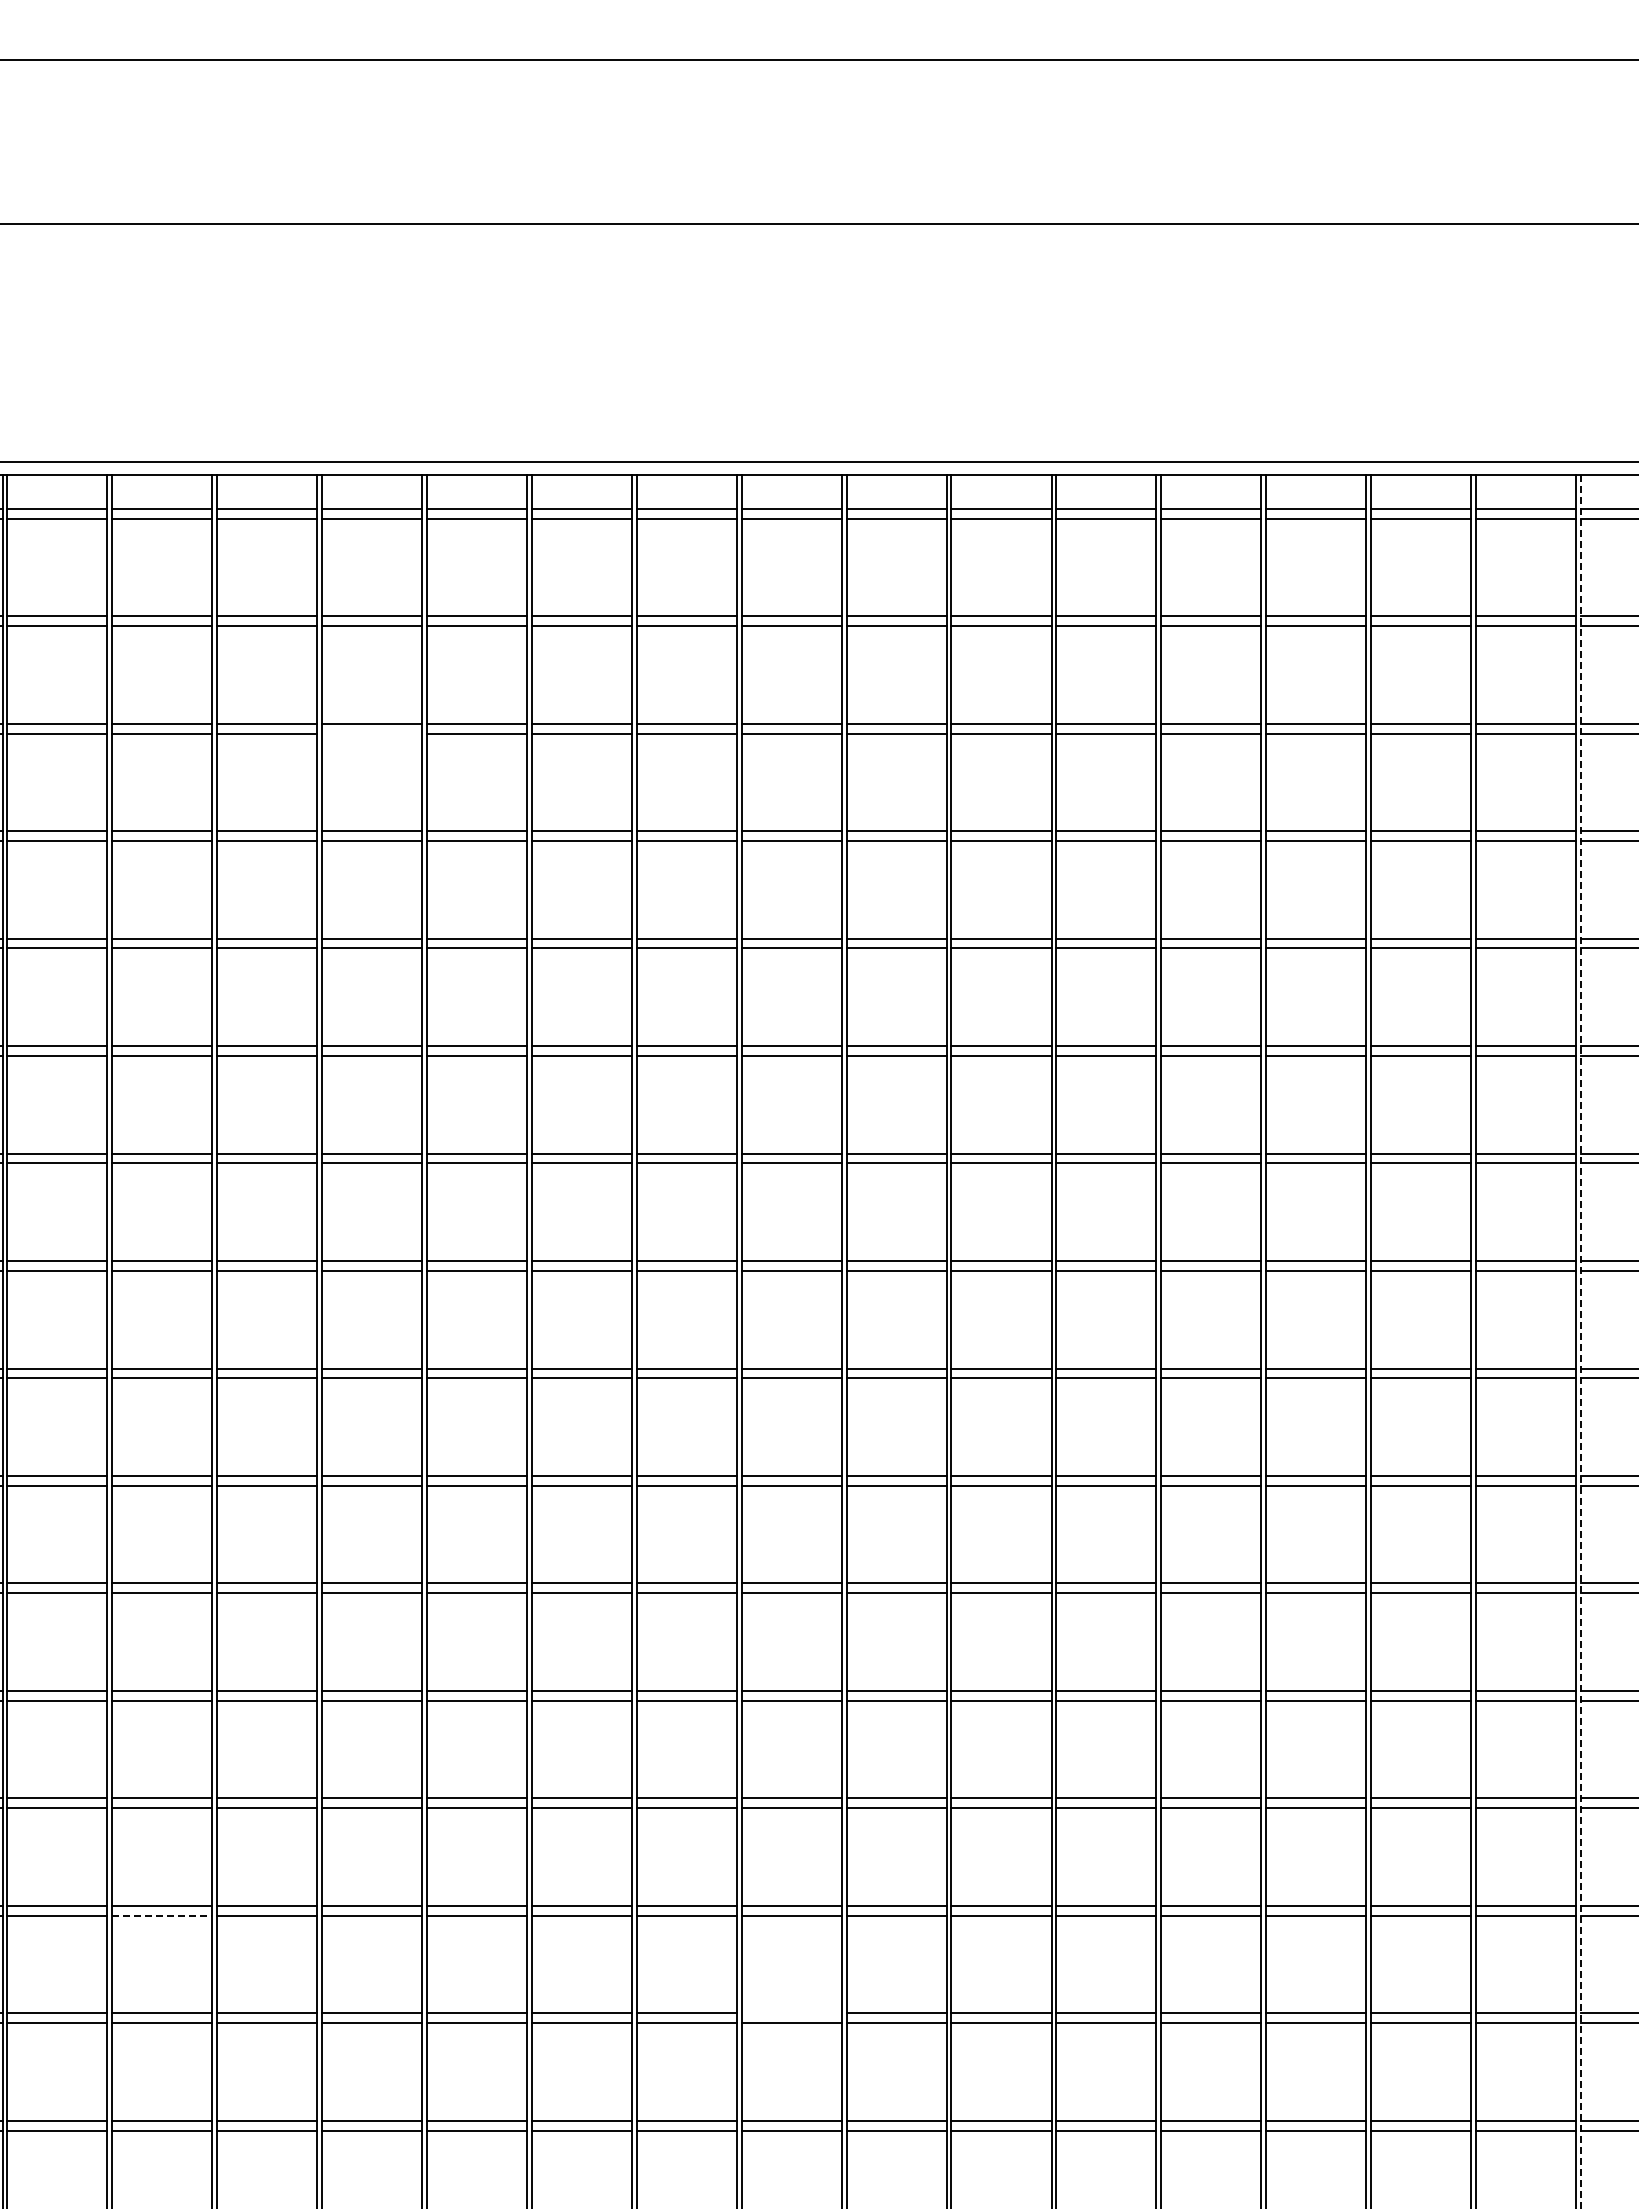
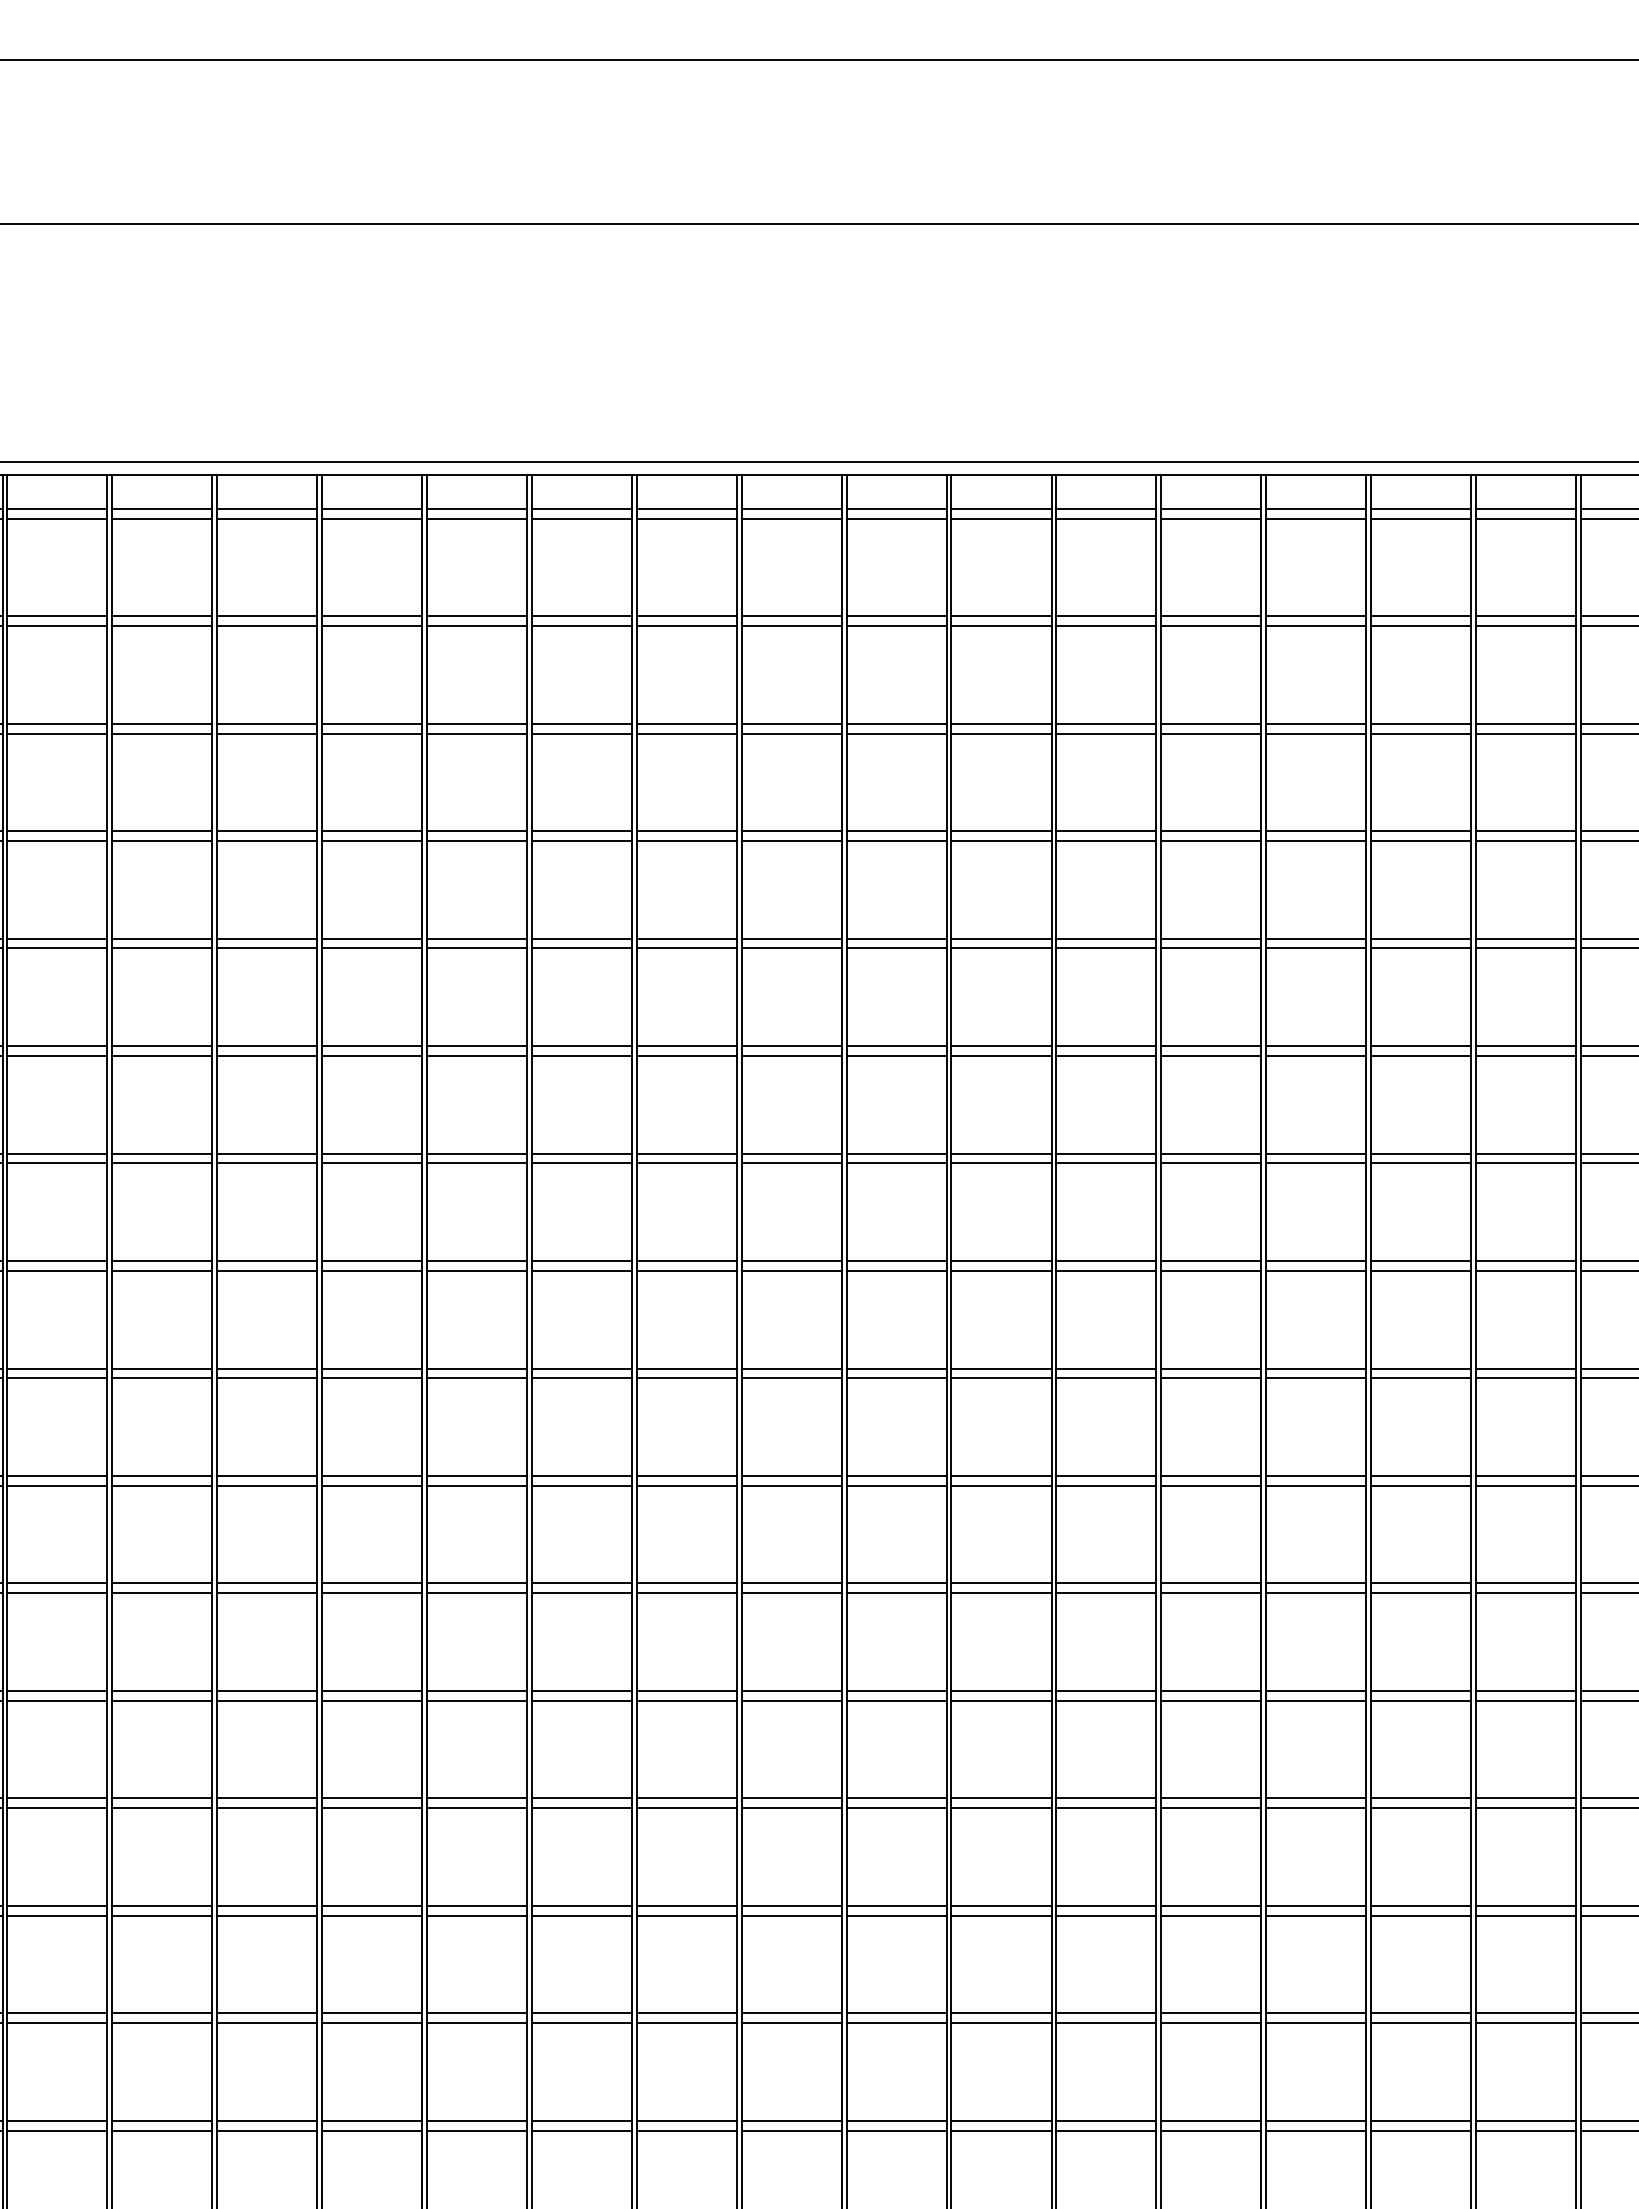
line: none -> present (371, 733)
line: dashed -> solid (1580, 1341)
line: dashed -> solid (162, 1915)
line: none -> present (791, 2013)
